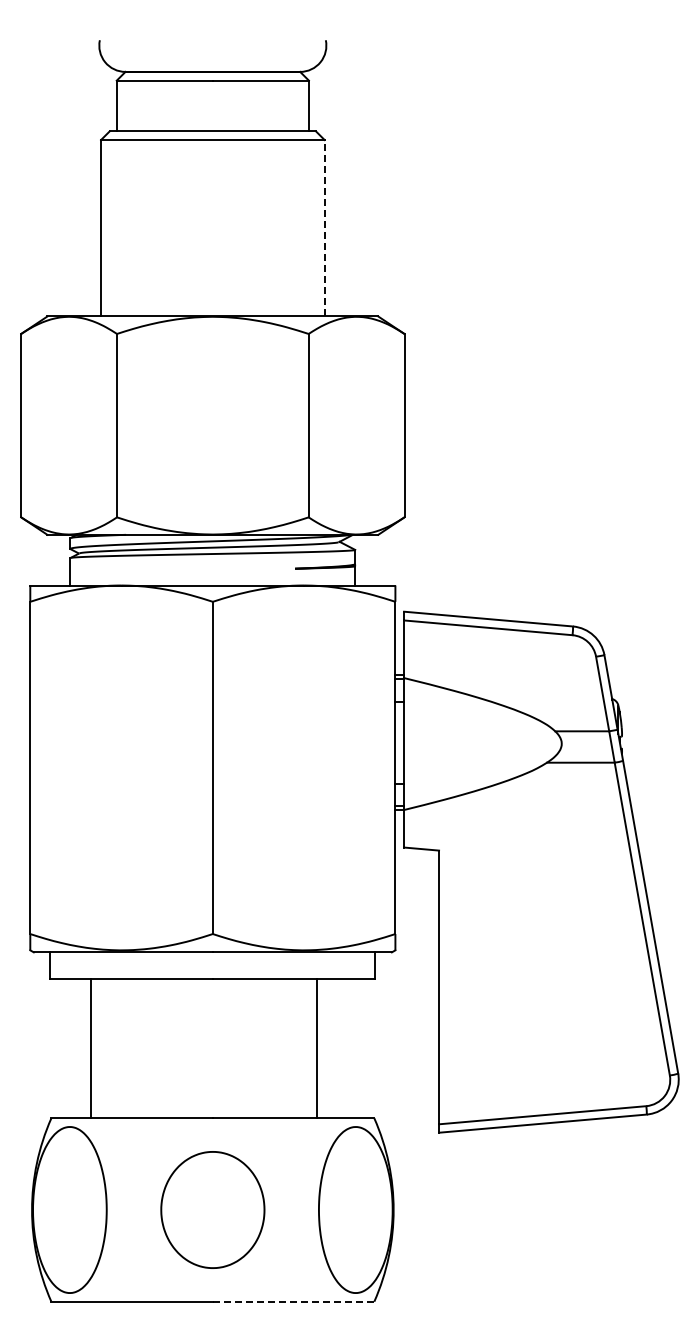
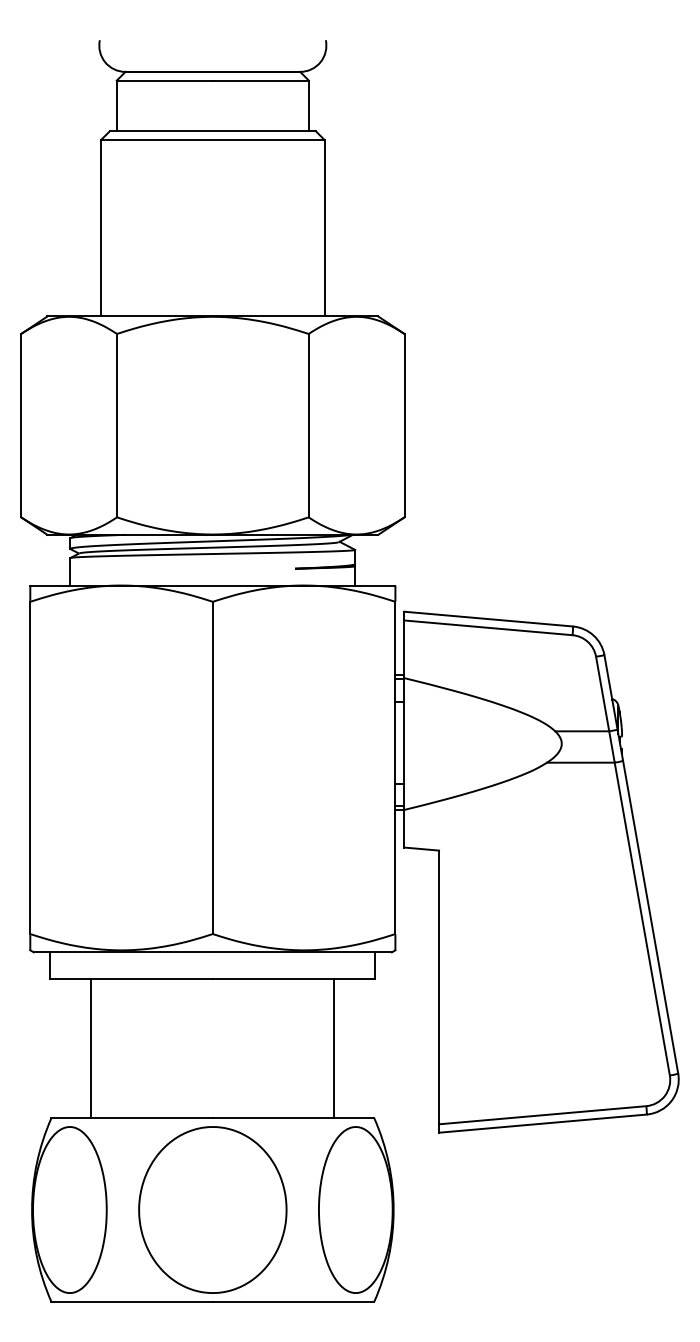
line: dashed -> solid (324, 227)
line position: (317, 1048) -> (334, 1048) (334, 1048)
part size: 106x118 px -> 150x168 px (212, 1209)
line: dashed -> solid (293, 1301)
